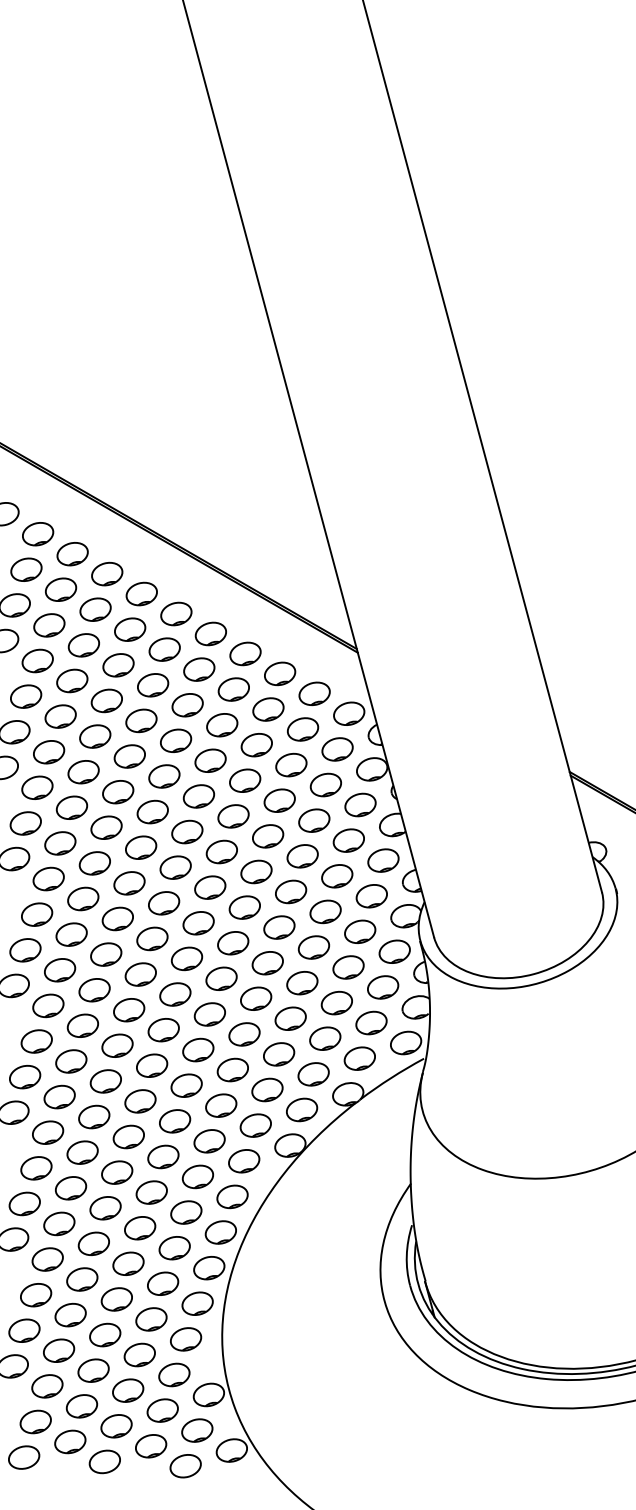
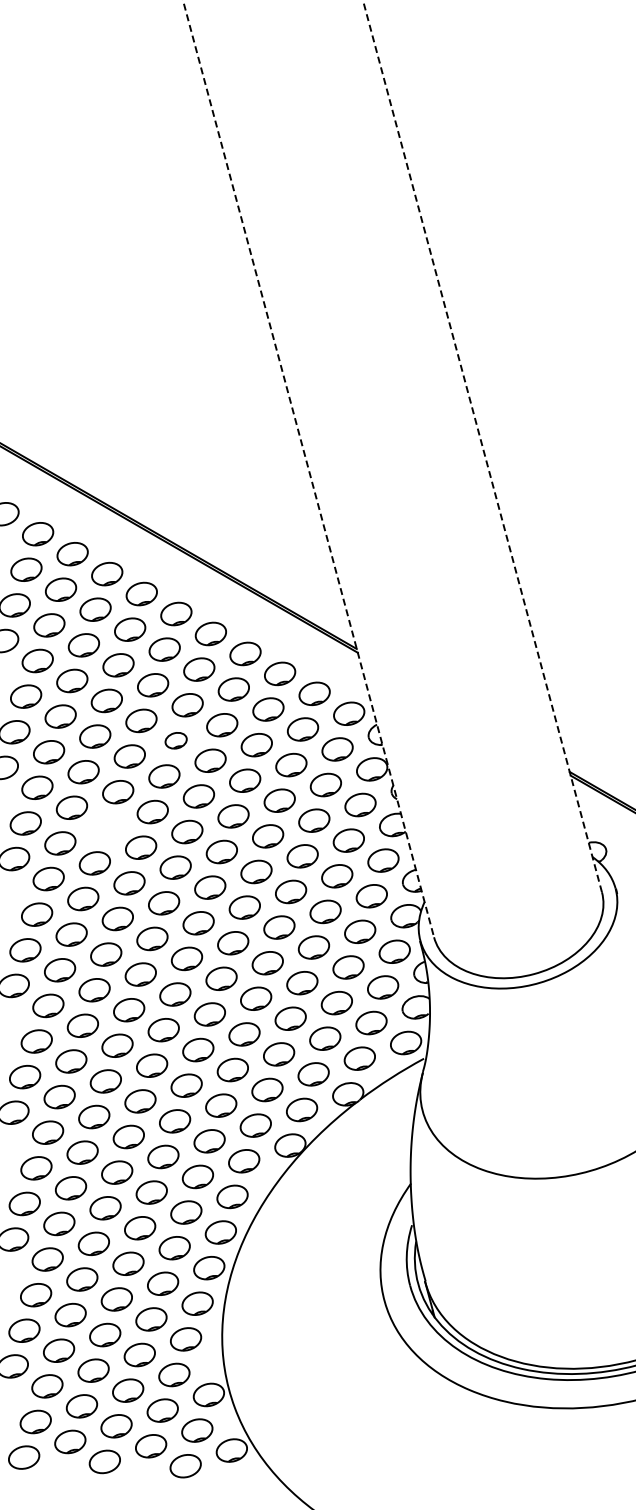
line: solid -> dashed (482, 446)
line: solid -> dashed (308, 469)
part size: 33x25 px -> 24x18 px (175, 740)
part: present -> none (106, 827)
